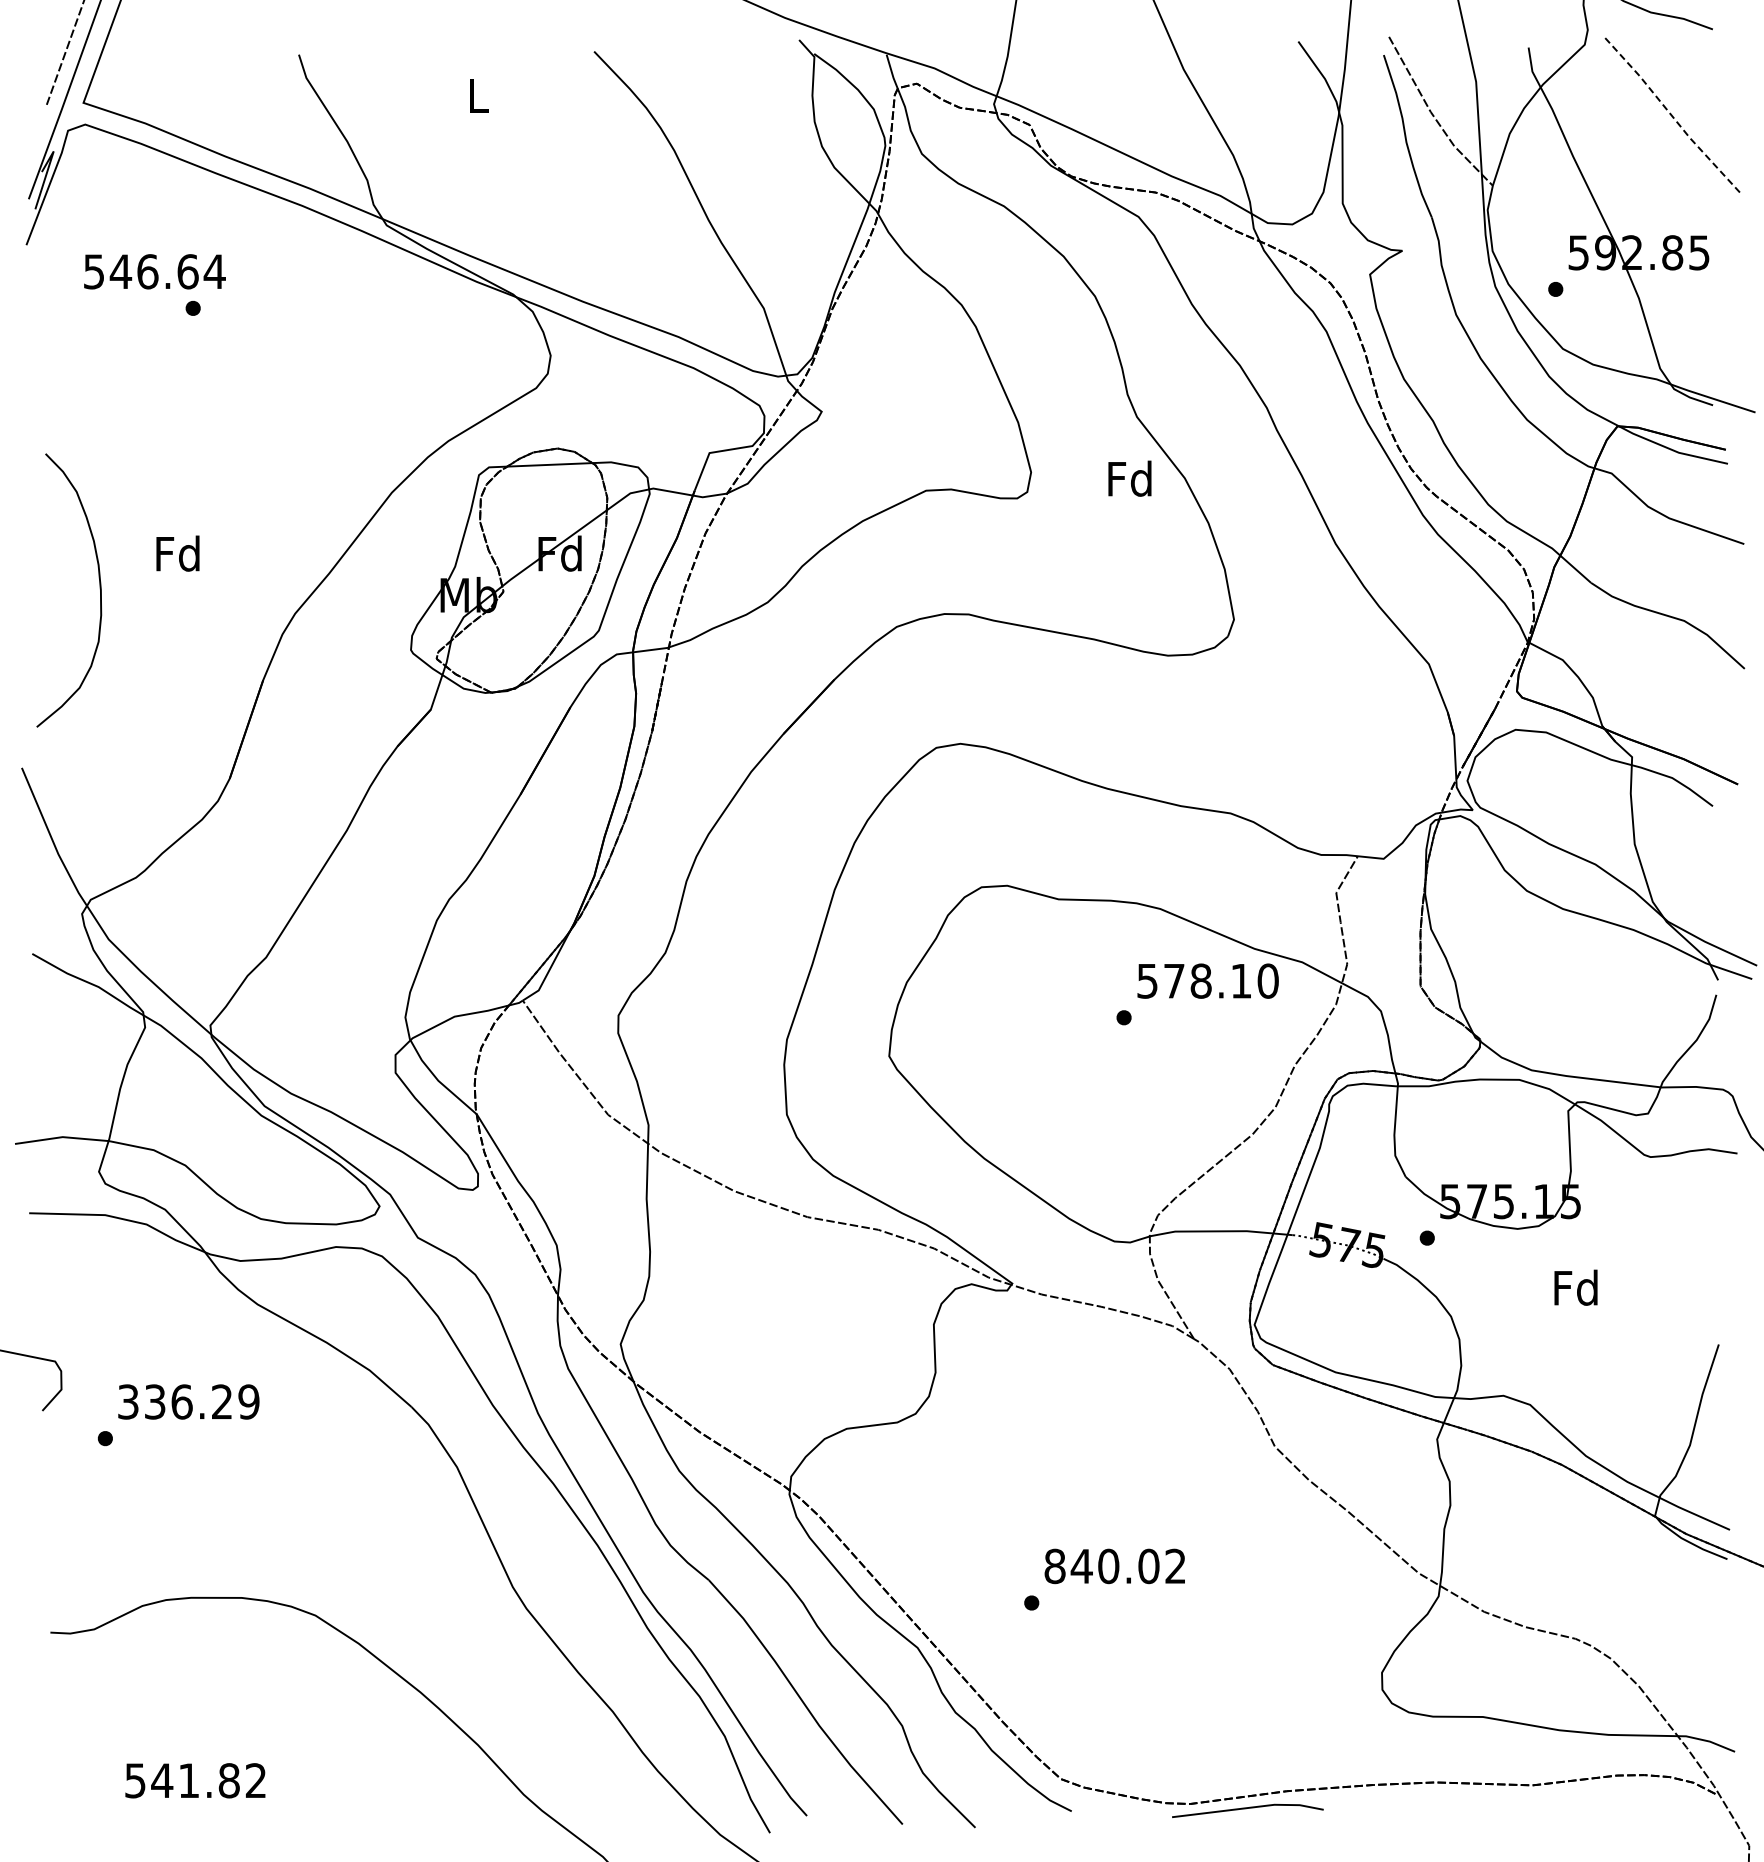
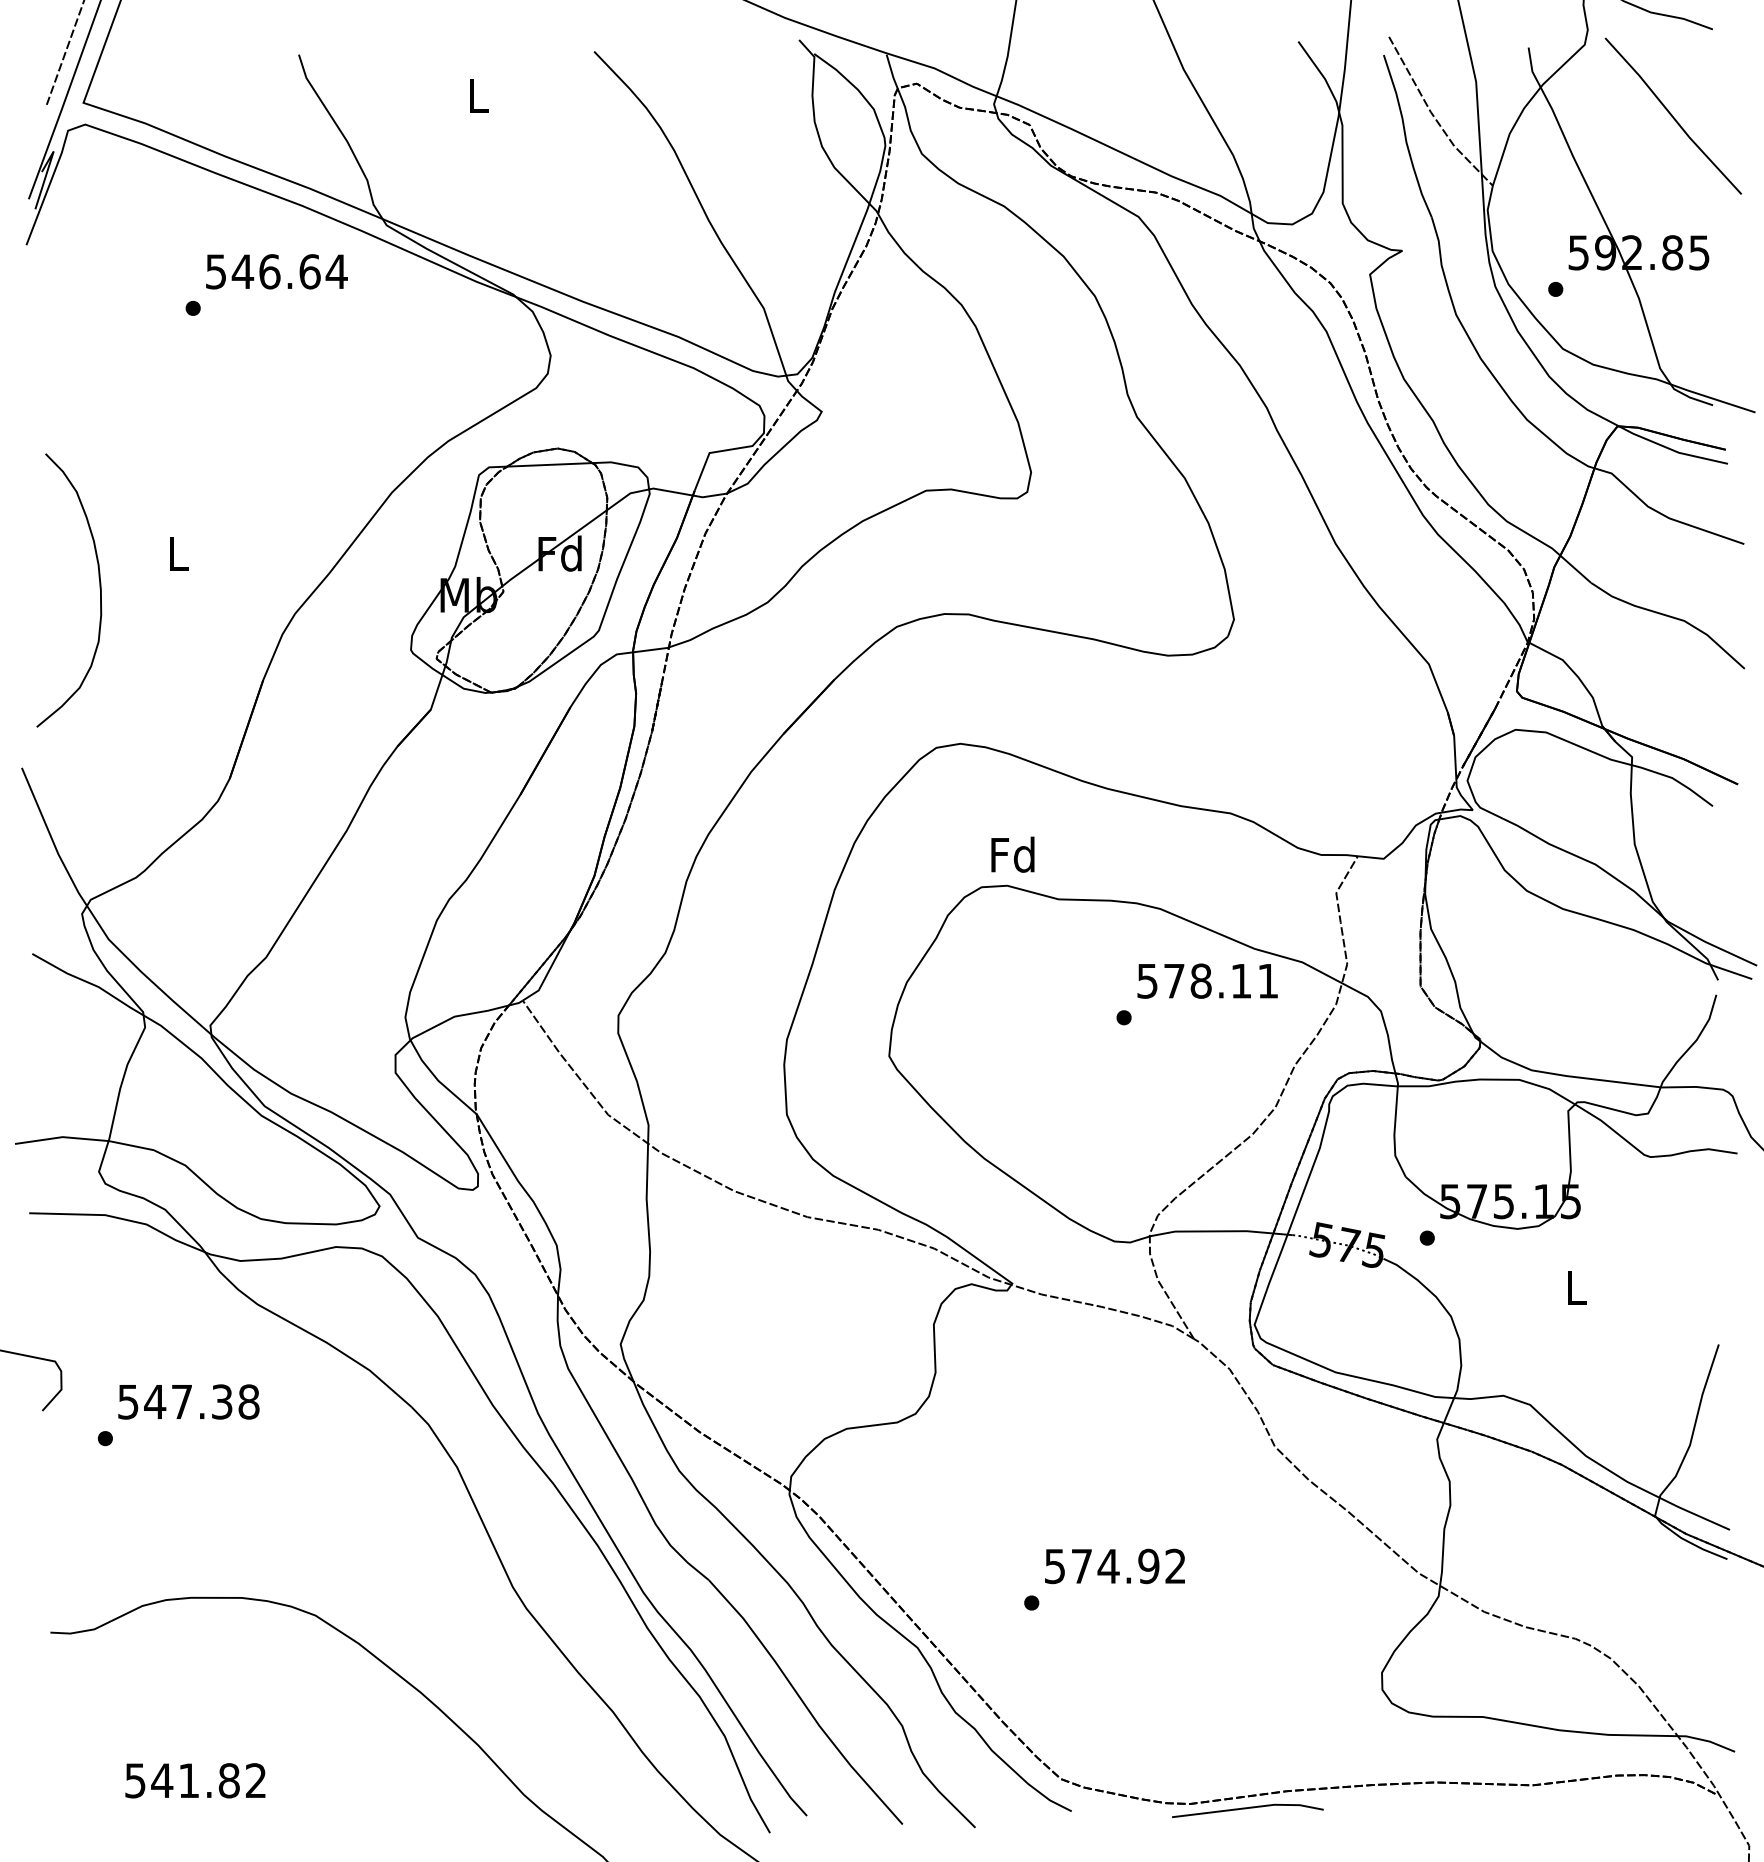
line: dashed -> solid (1672, 116)
text position: (154, 271) -> (276, 271) (276, 271)
text position: (1129, 478) -> (1012, 854) (1012, 854)
text: Fd -> L (177, 553)
text: 578.10 -> 578.11 (1267, 980)
text: Fd -> L (1575, 1287)
text: 336.29 -> 547.38 (188, 1401)
text: 840.02 -> 574.92 (1101, 1566)
